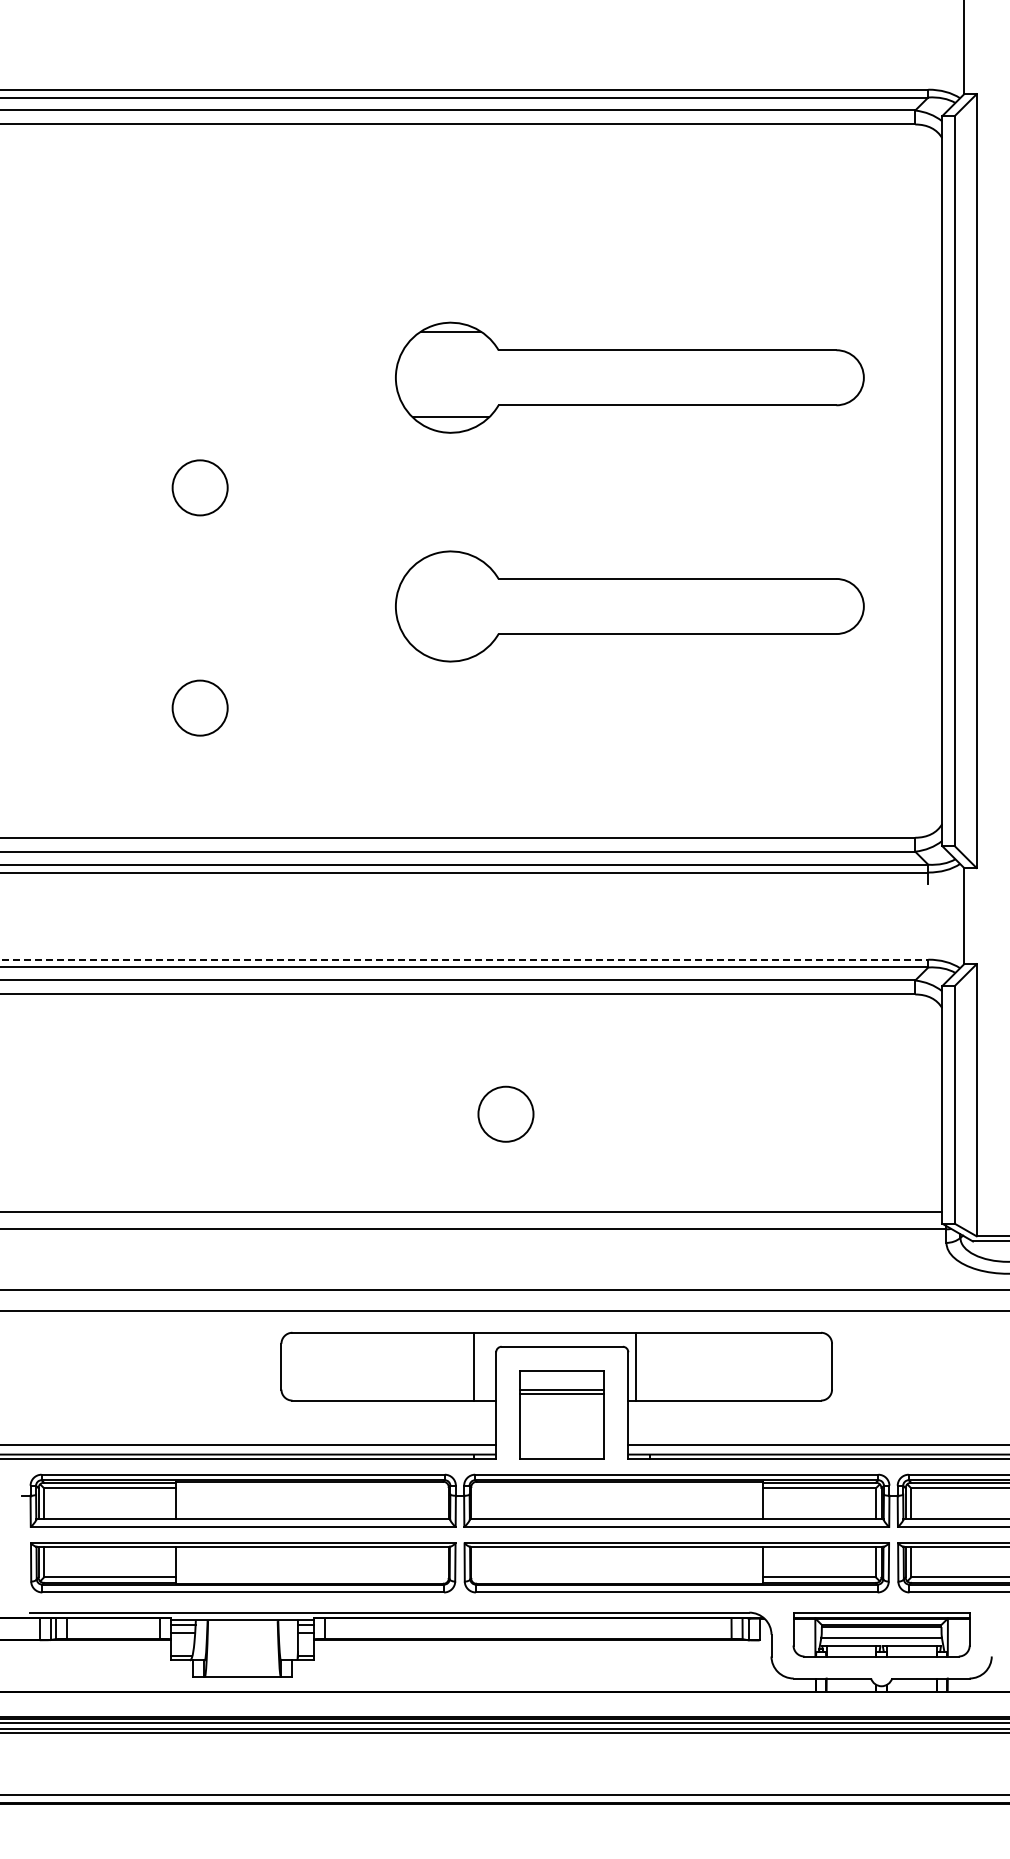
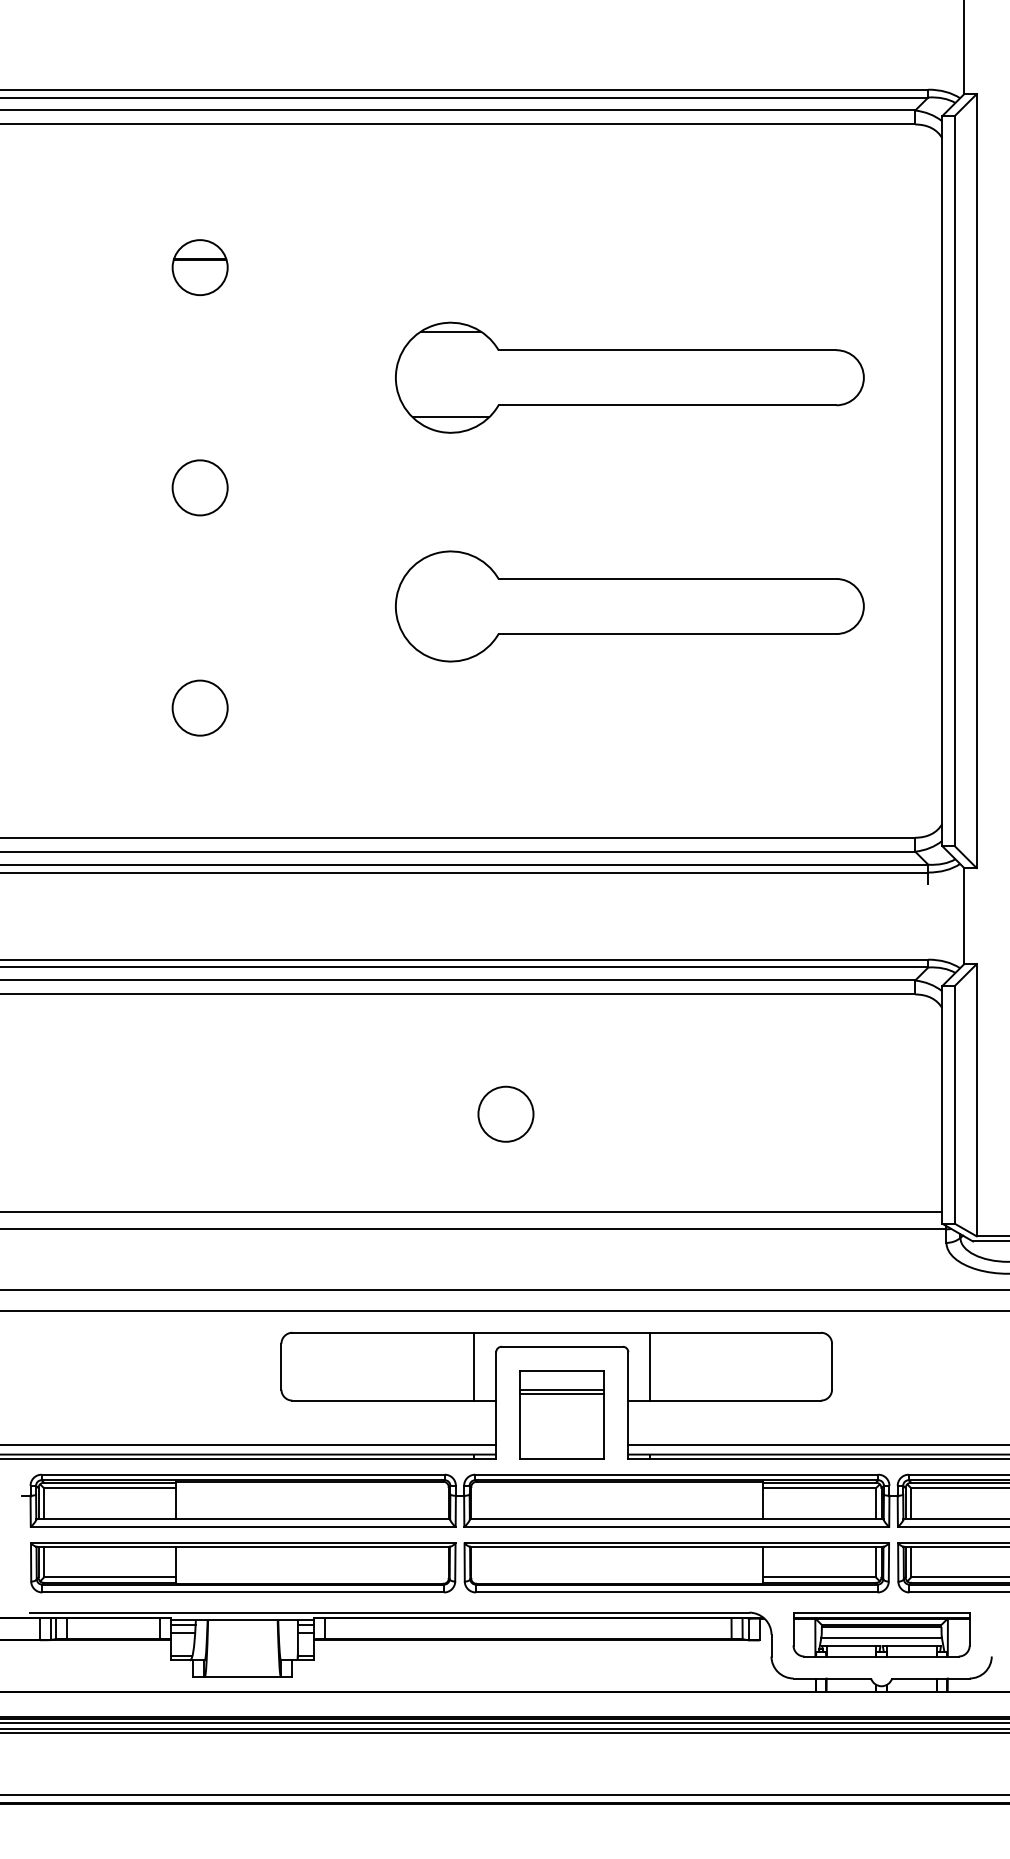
part: none -> present (199, 267)
line: dashed -> solid (464, 959)
line position: (636, 1366) -> (650, 1366) (650, 1366)
